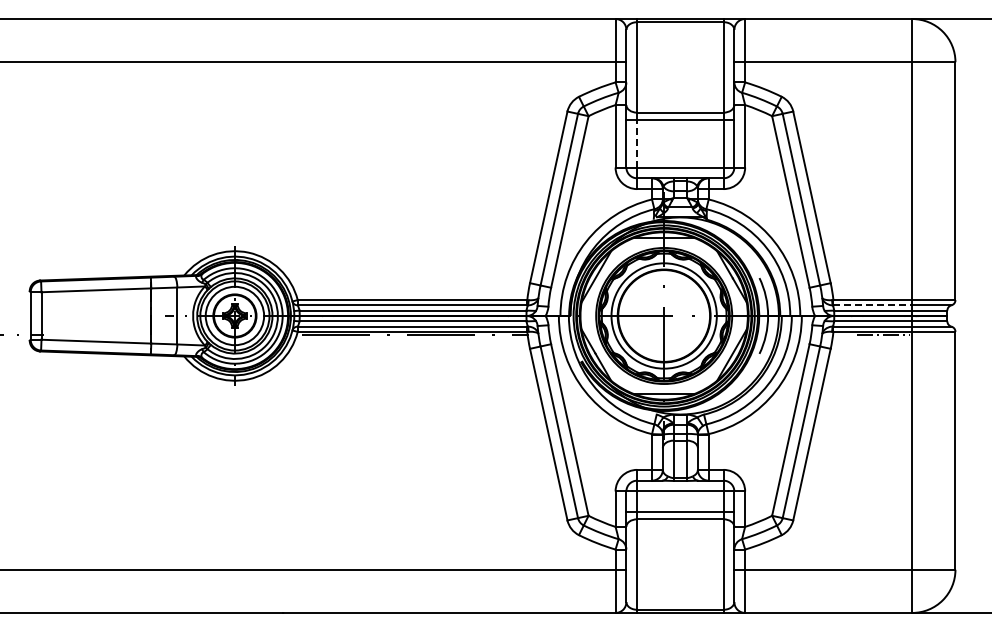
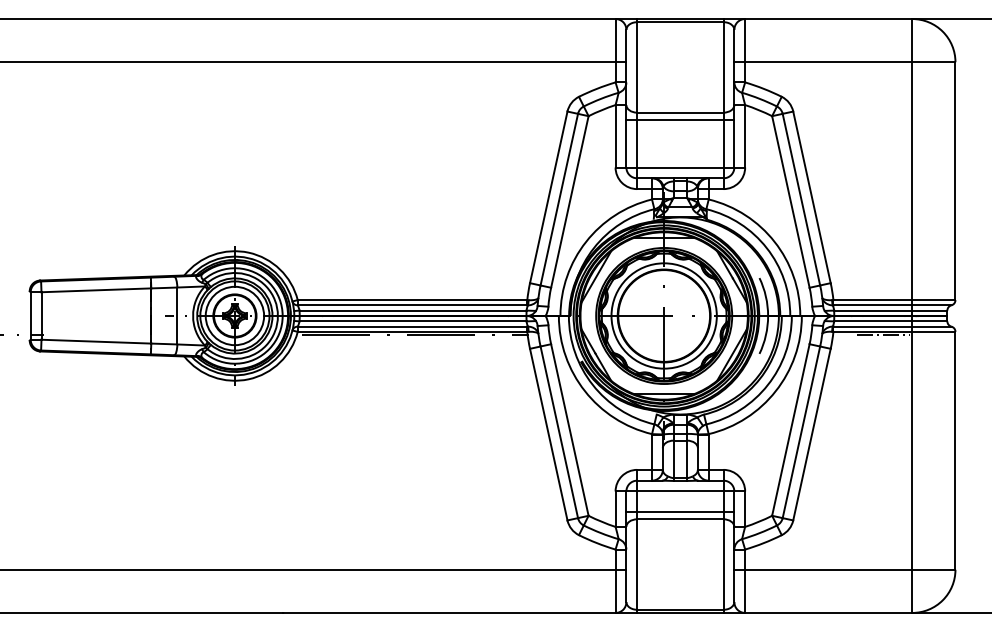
line: dashed -> solid (637, 143)
line: dashed -> solid (873, 305)
